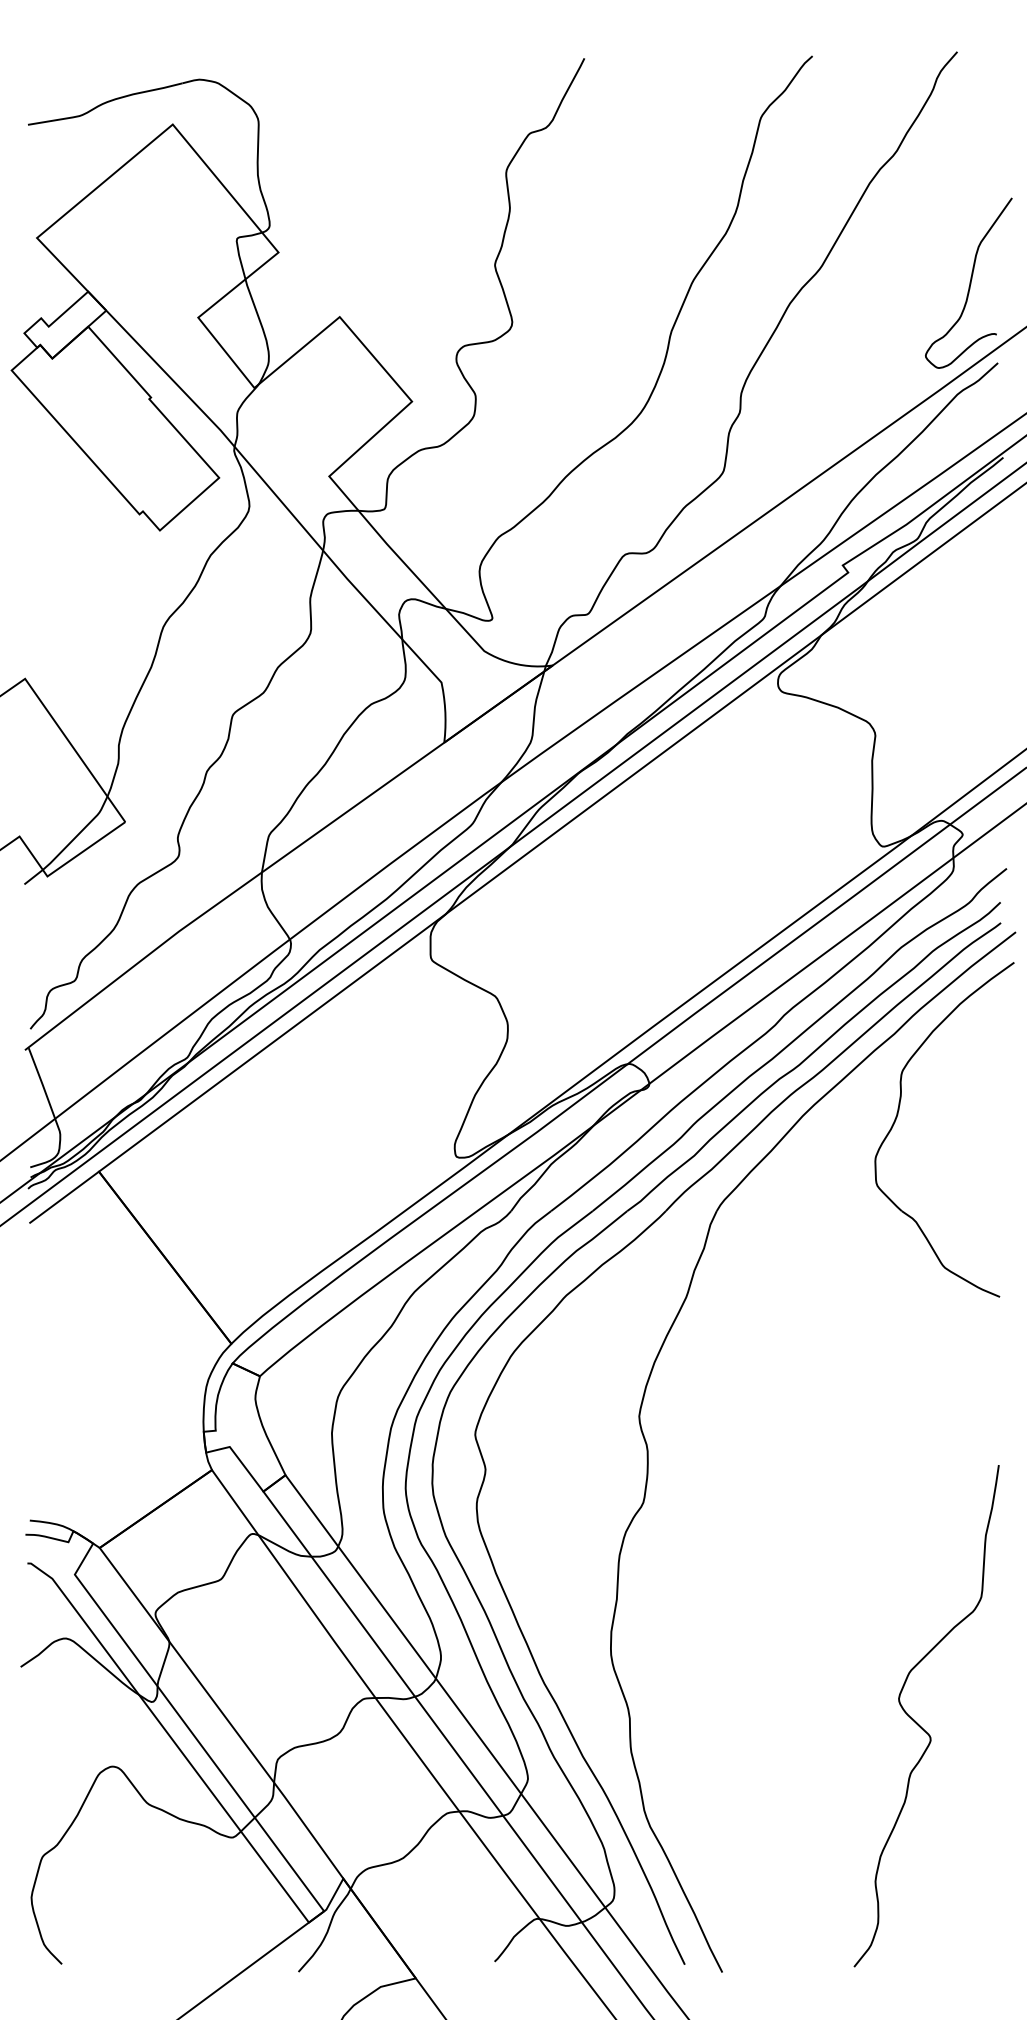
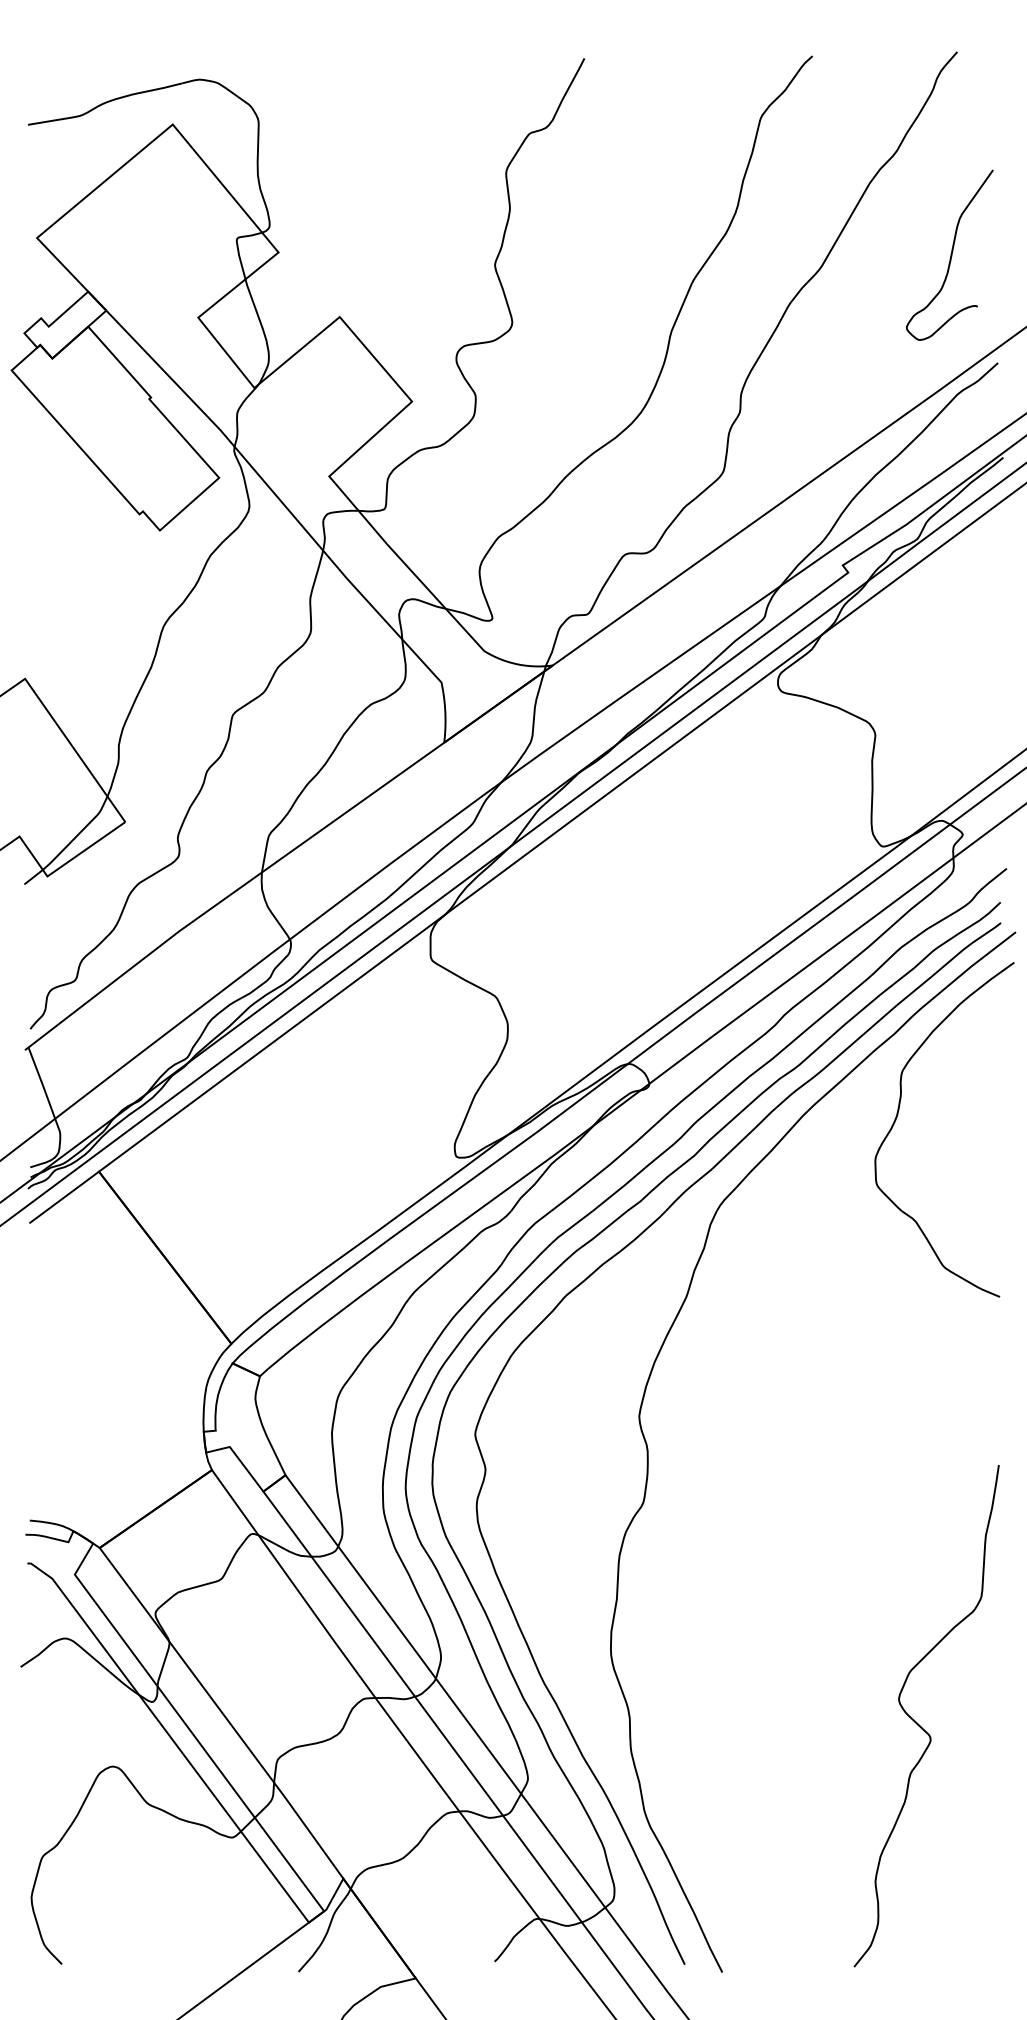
curve position: (969, 282) -> (950, 254) (950, 254)
